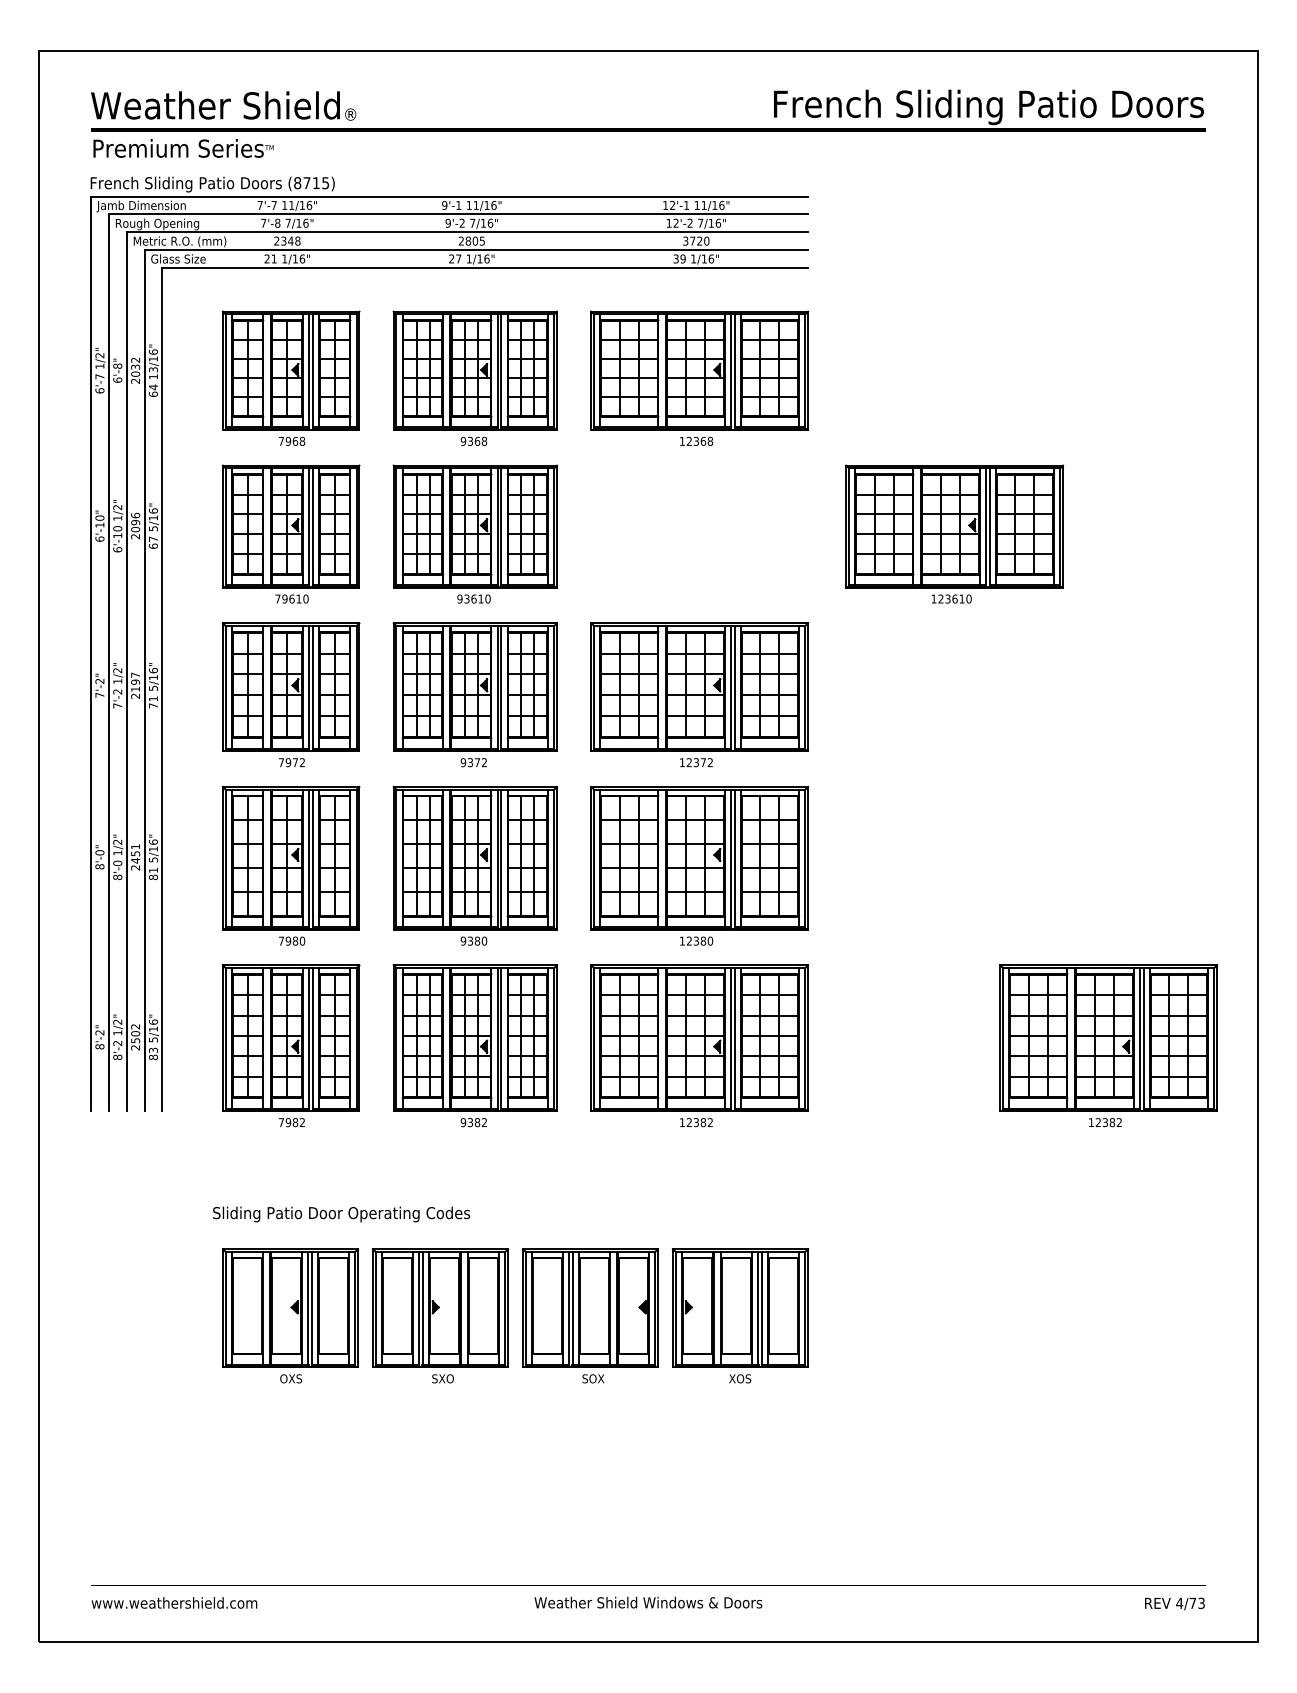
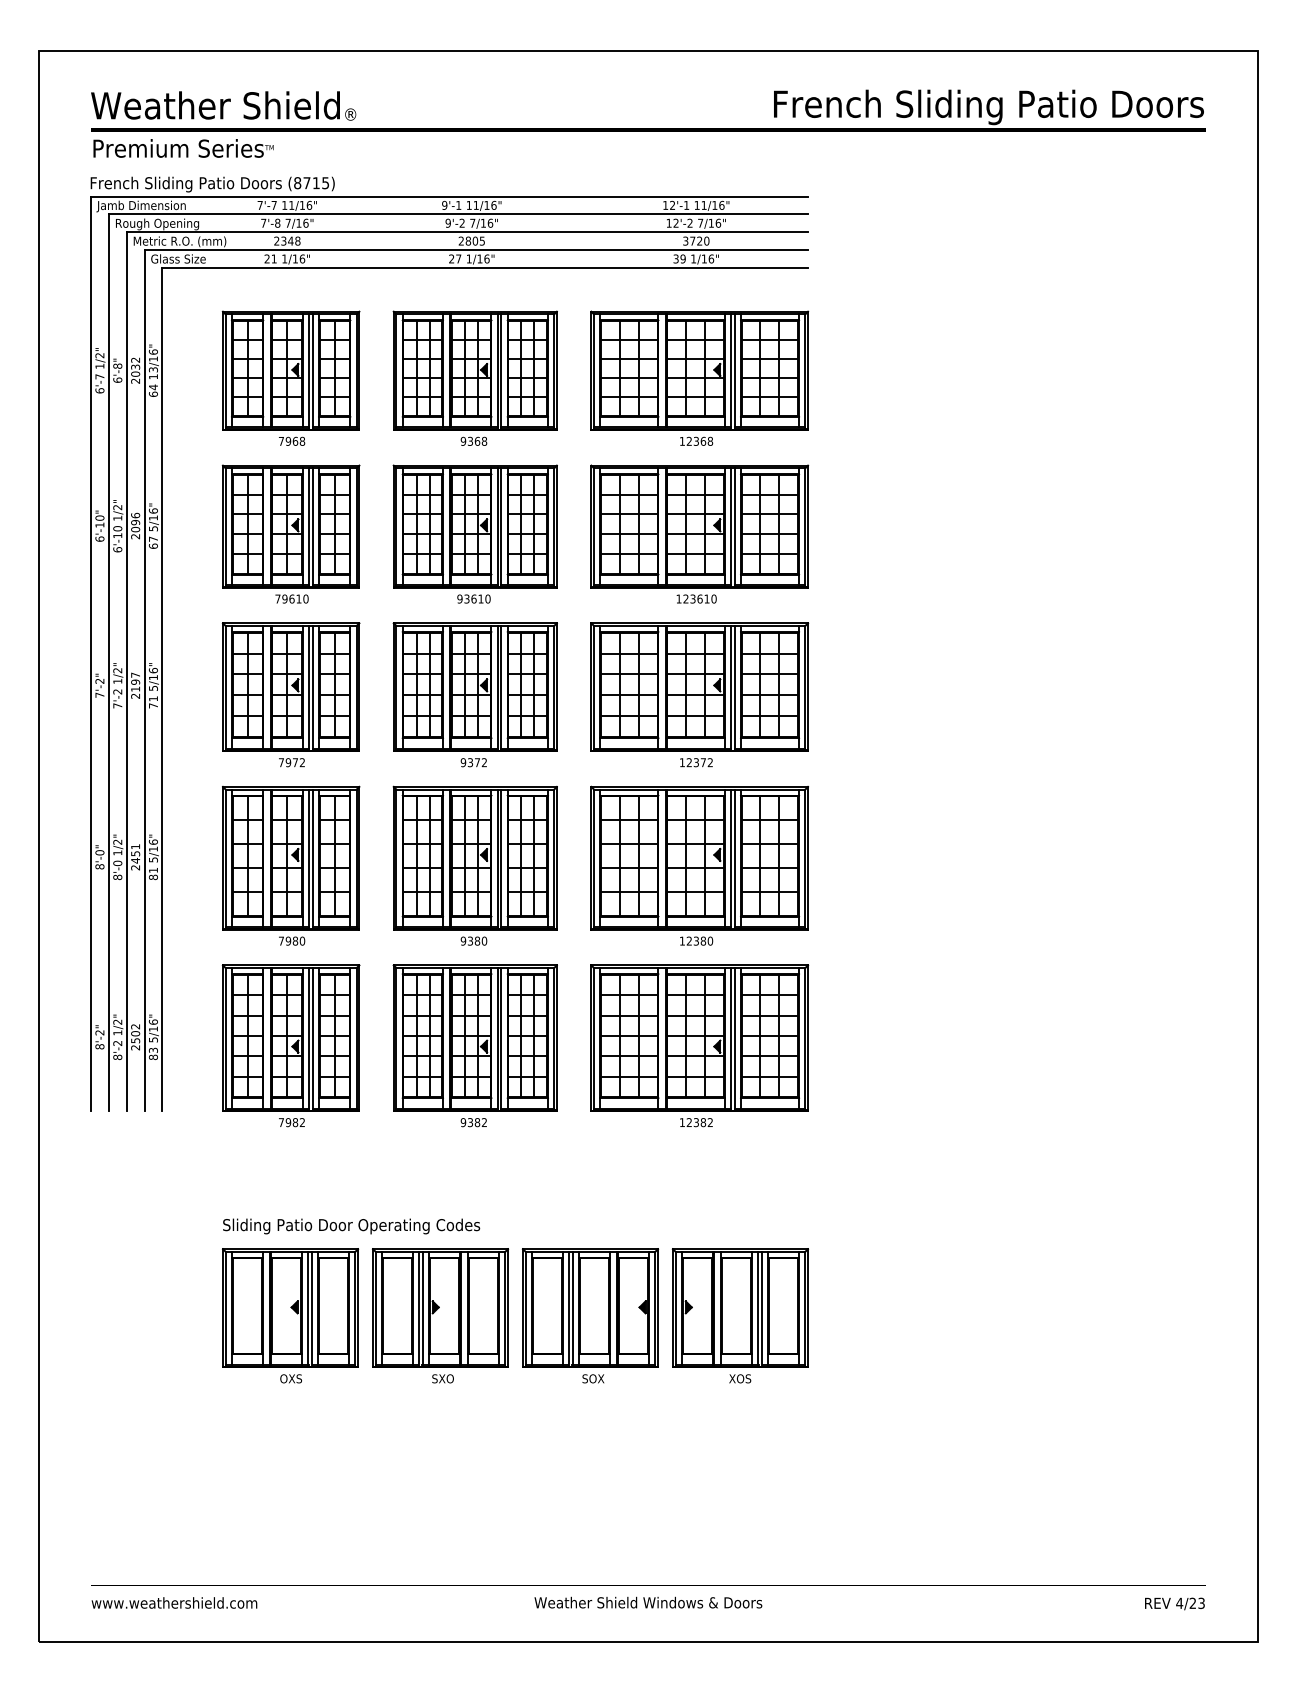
part position: (954, 533) -> (699, 533) (699, 533)
part: present -> none (1108, 1045)
text position: (341, 1214) -> (351, 1226) (351, 1226)
text: 4/73 -> 4/23 (1192, 1602)
